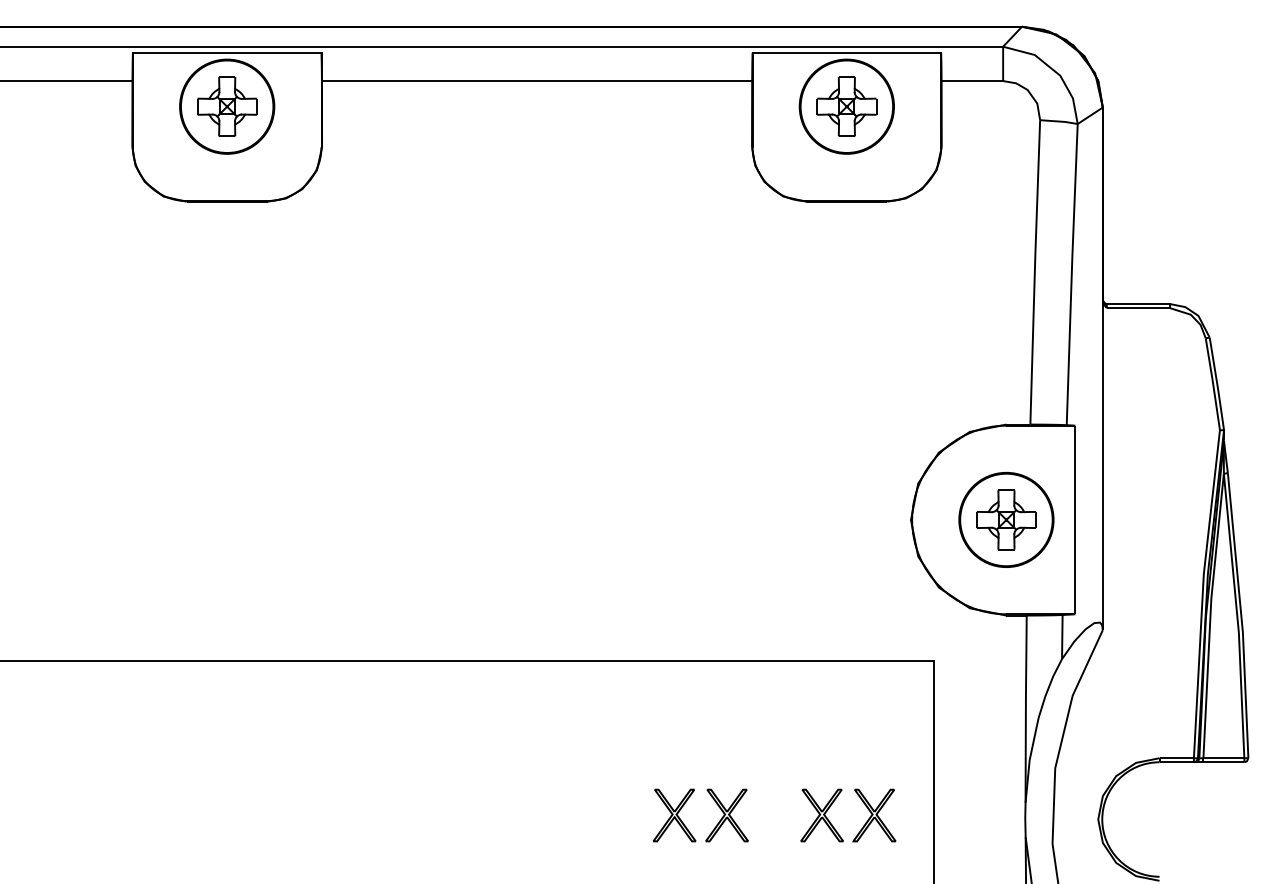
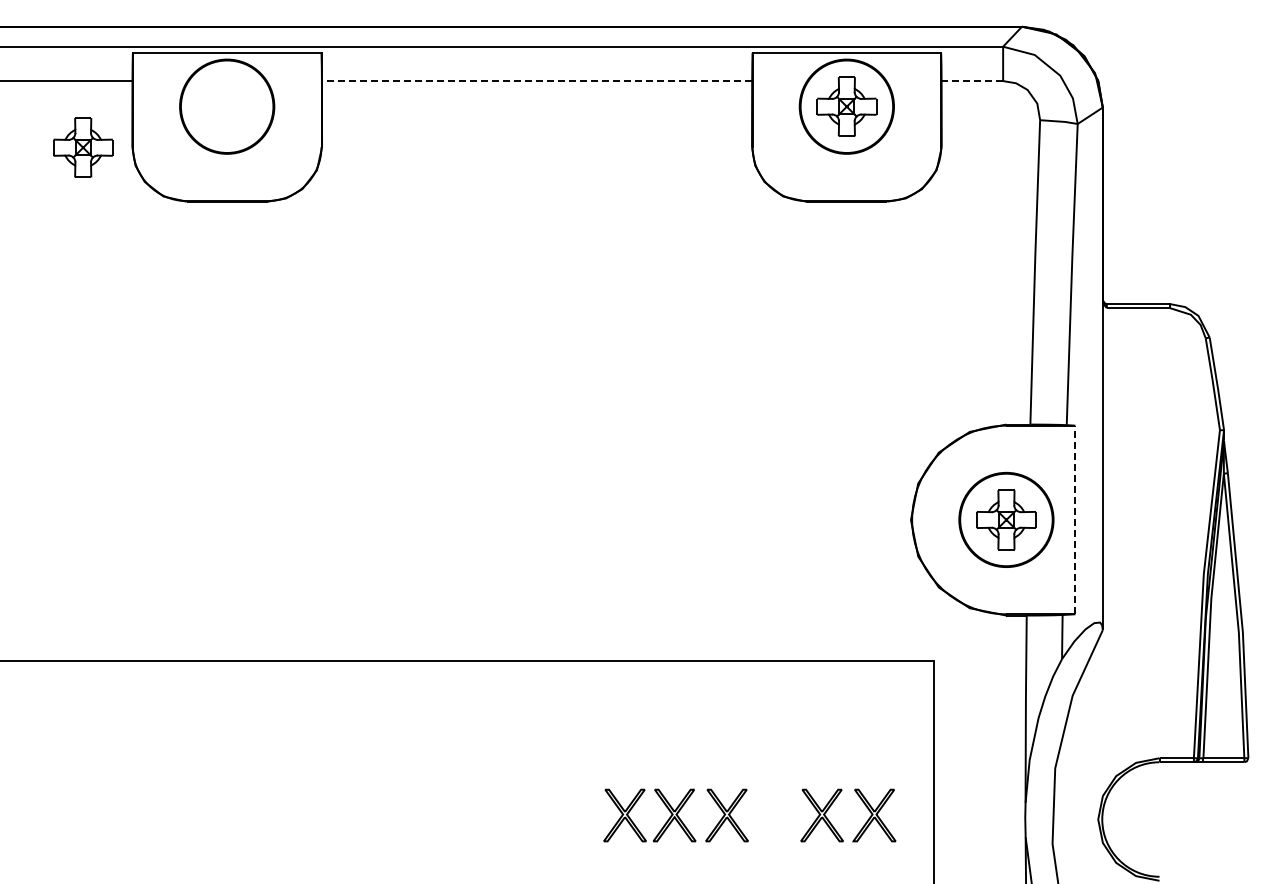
line: solid -> dashed (536, 81)
line: solid -> dashed (972, 81)
part position: (227, 106) -> (83, 147) (83, 147)
line: solid -> dashed (1075, 519)
part: none -> present (624, 815)
